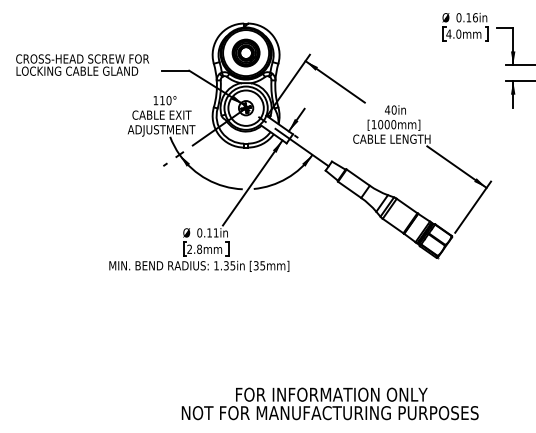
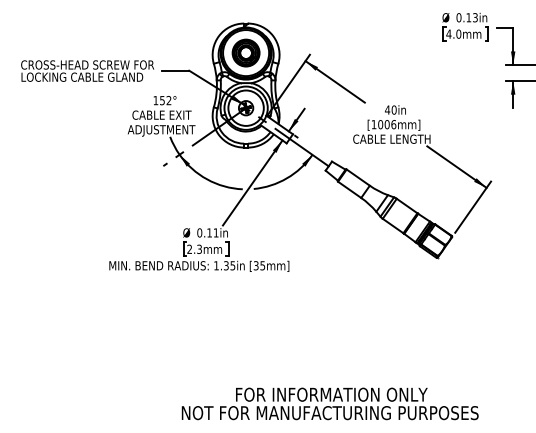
text: 0.16in -> 0.13in (475, 17)
text position: (82, 64) -> (87, 70) (87, 70)
text: 110° -> 152° (165, 100)
text: [1000mm] -> [1006mm] (393, 124)
text: 2.8mm -> 2.3mm (199, 248)
